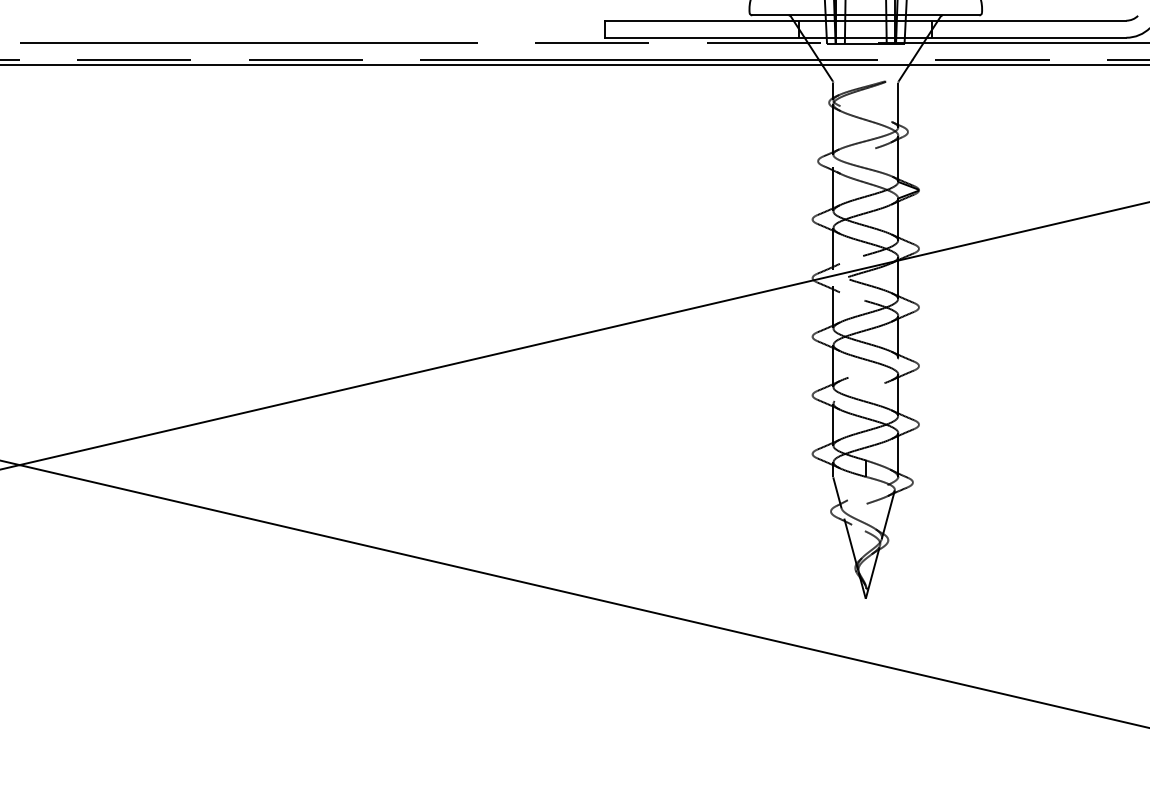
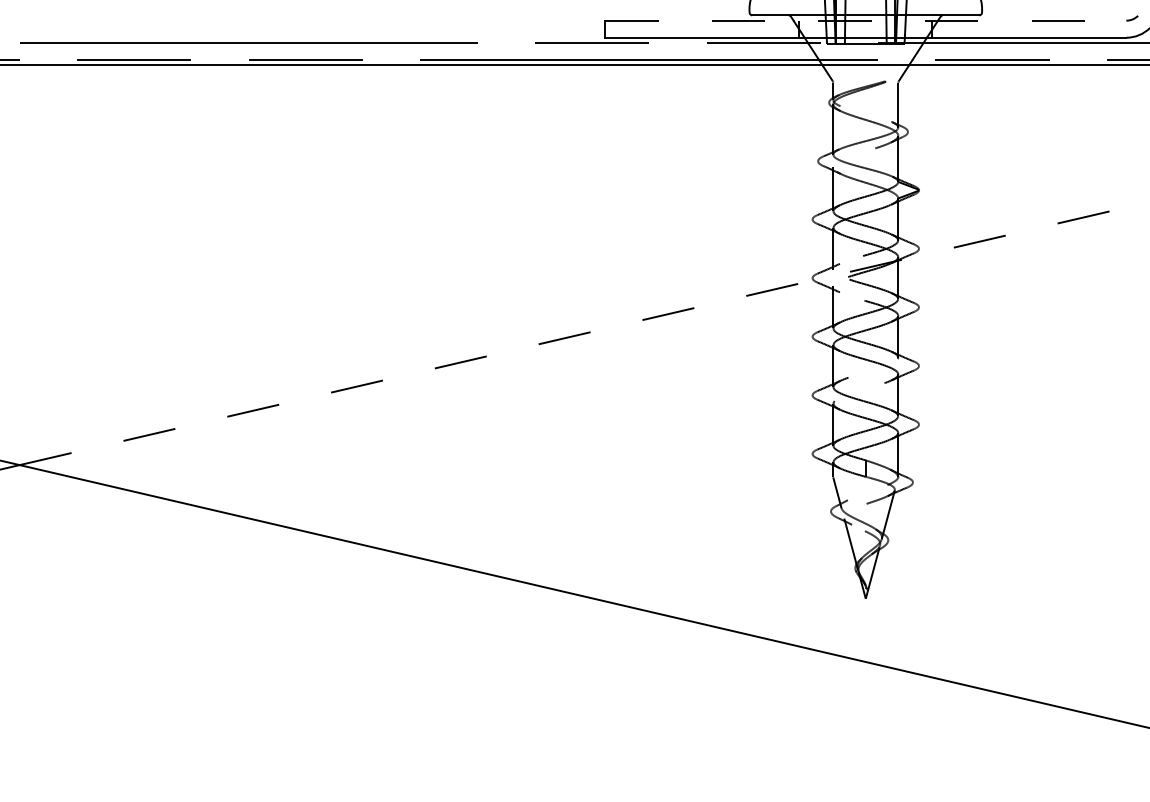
line: solid -> dashed (865, 20)
line: solid -> dashed (584, 333)
